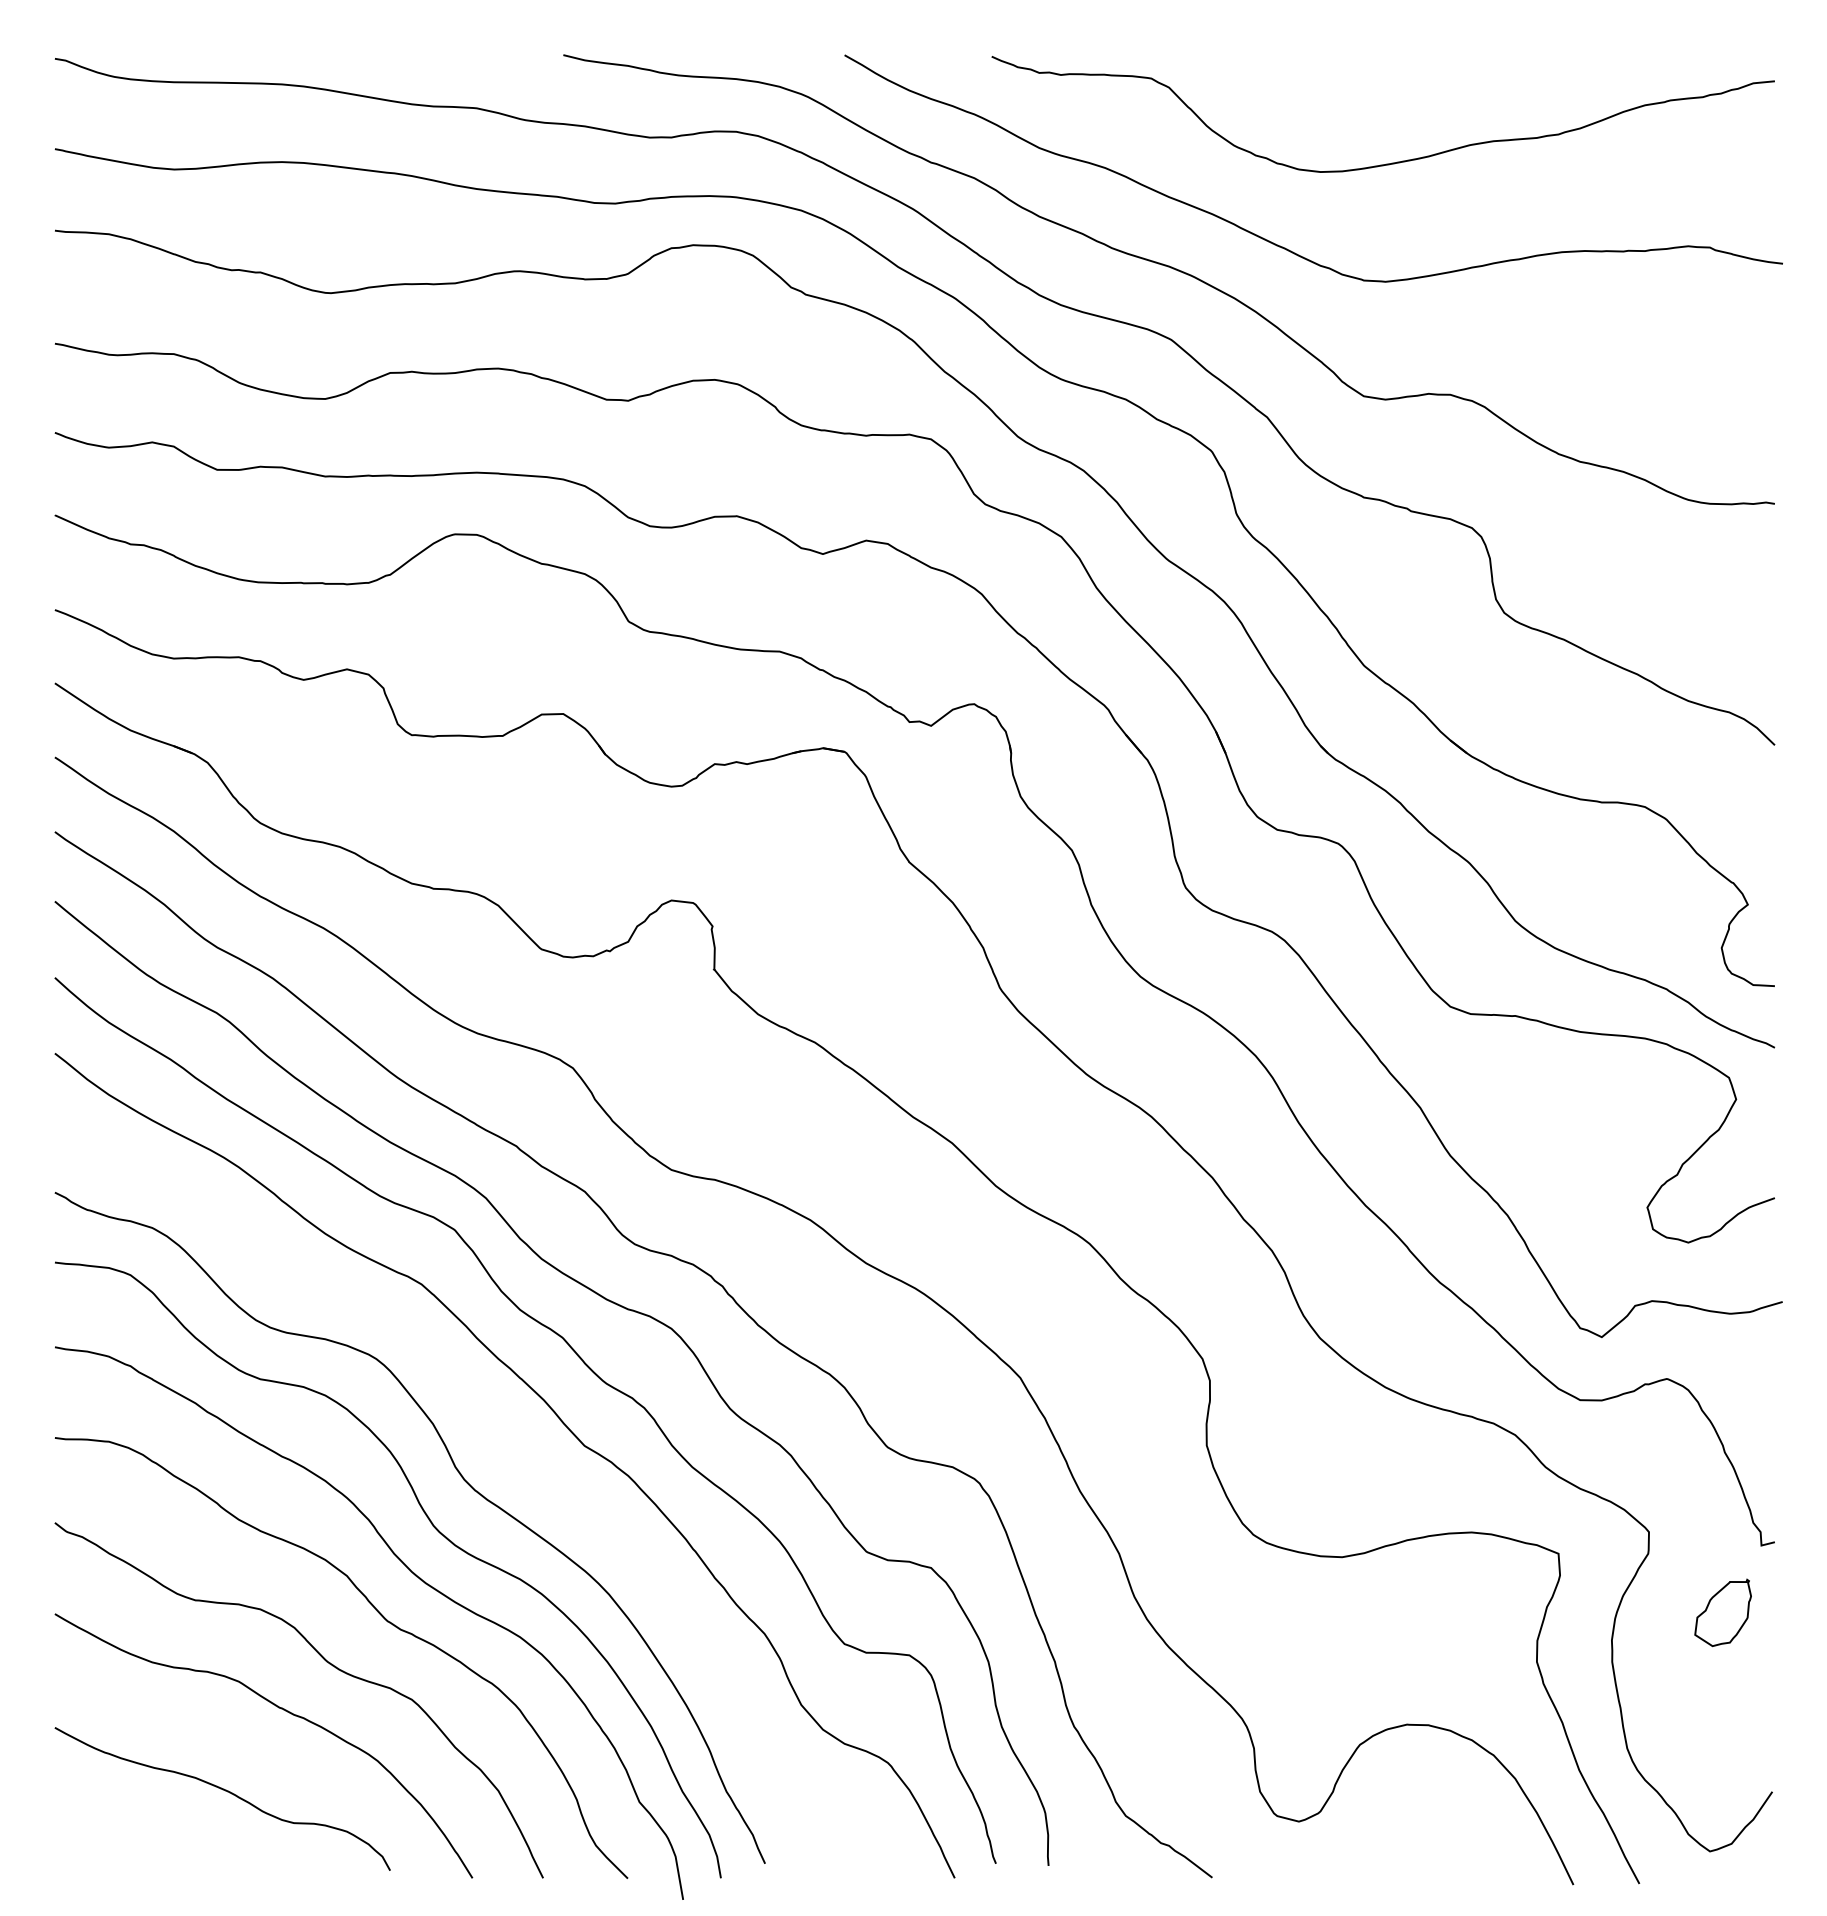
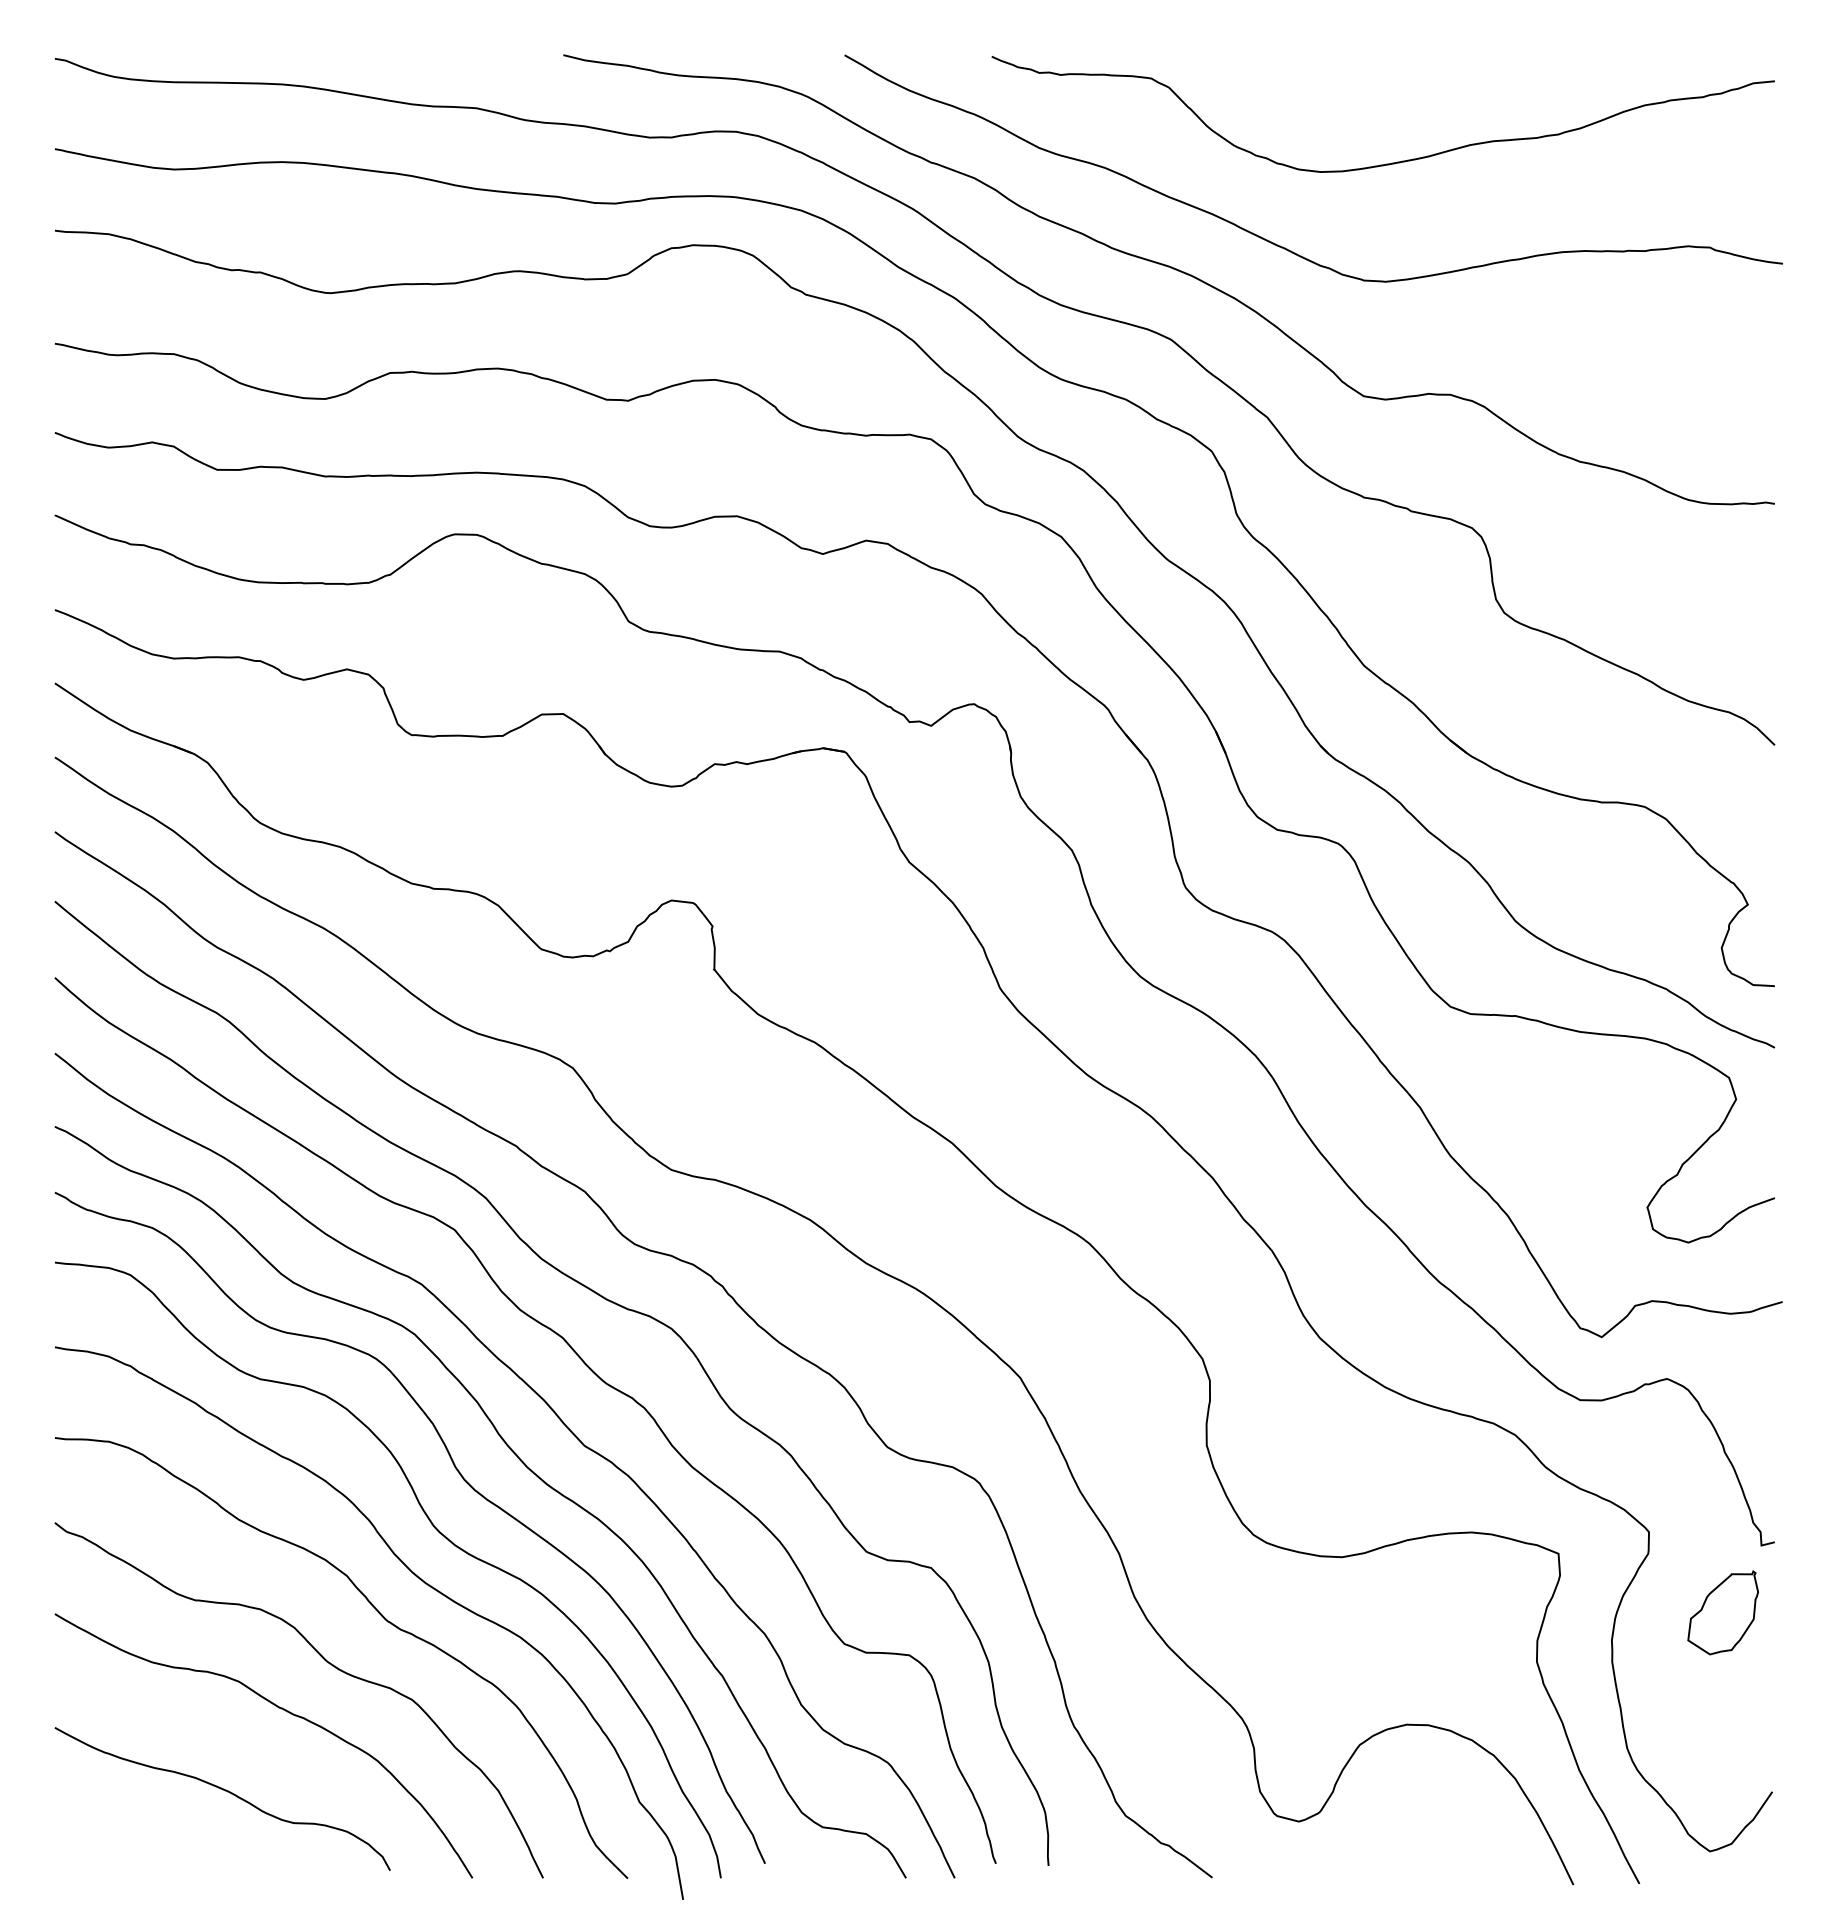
curve: none -> present (520, 1461)
part size: 58x70 px -> 72x86 px (1722, 1612)
